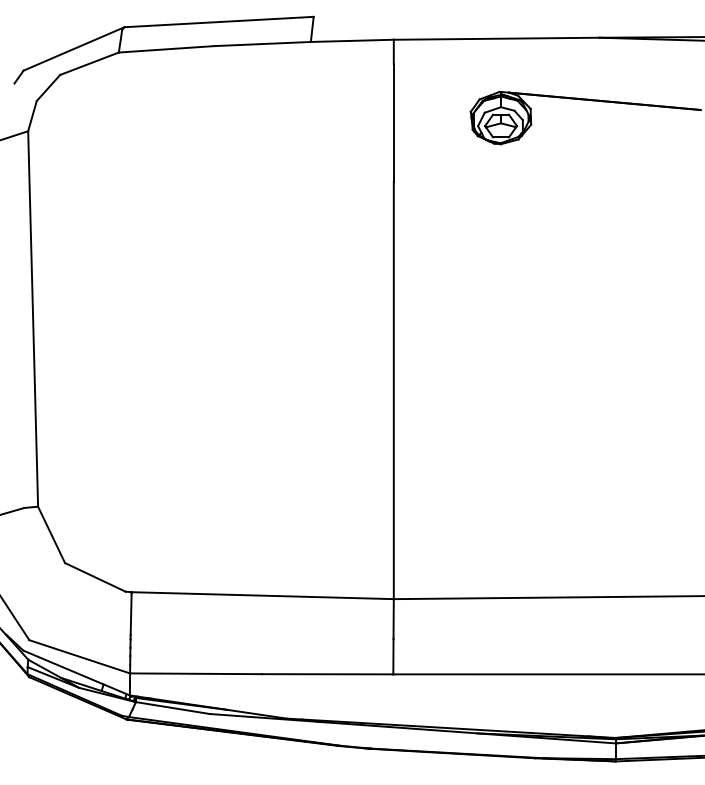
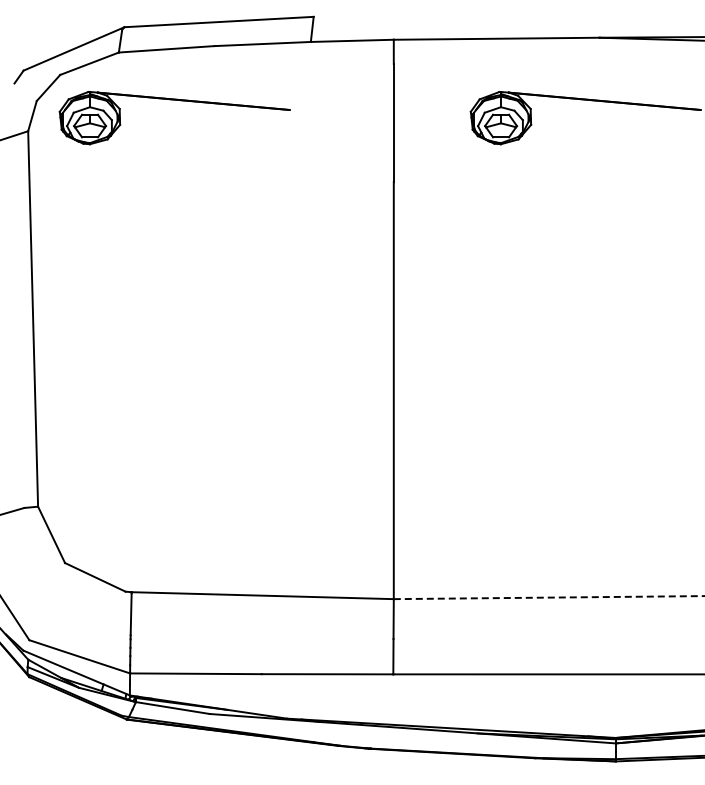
part: none -> present (174, 100)
line: solid -> dashed (549, 597)
